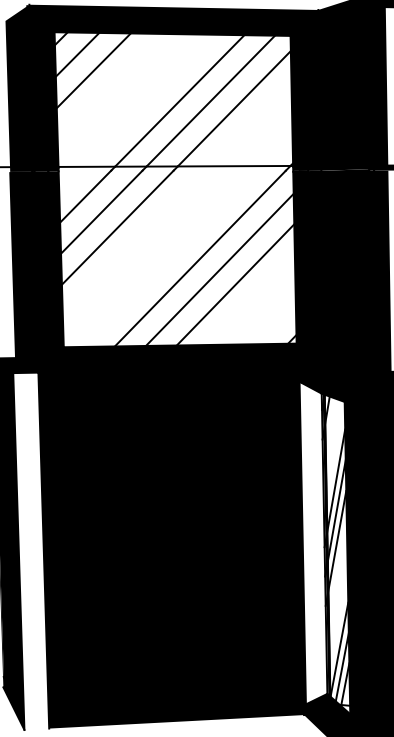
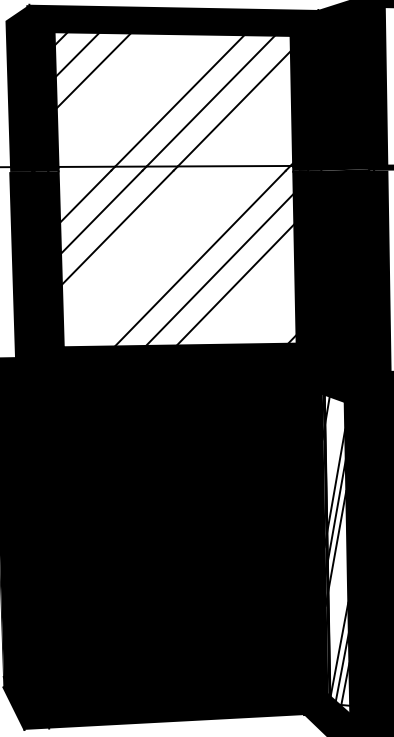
fill: none -> present (313, 542)
fill: none -> present (31, 550)
